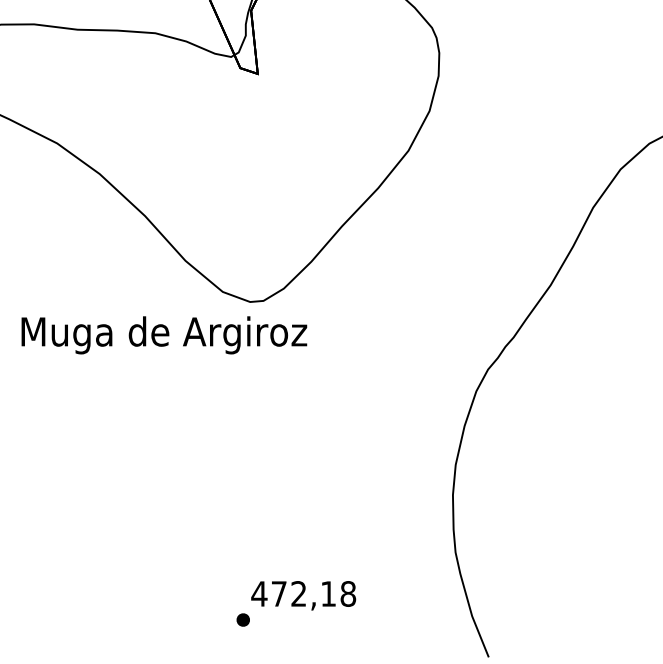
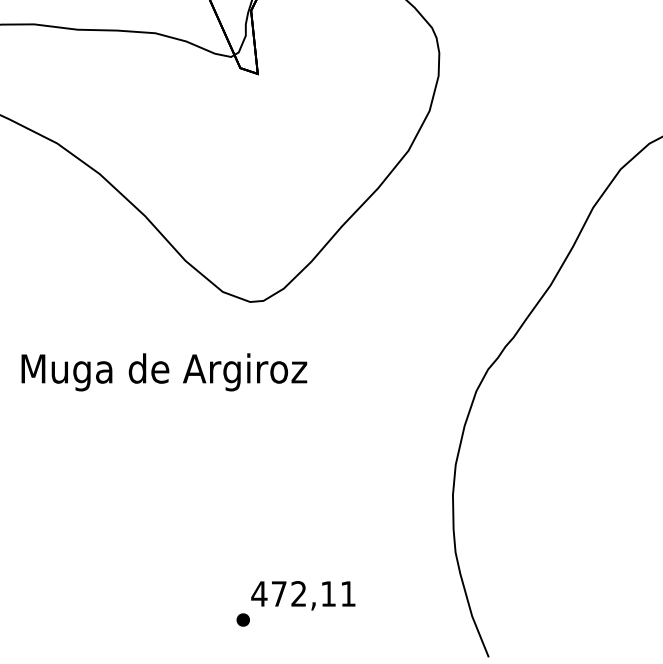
text position: (164, 335) -> (164, 372) (164, 372)
text: 472,18 -> 472,11 (348, 593)
